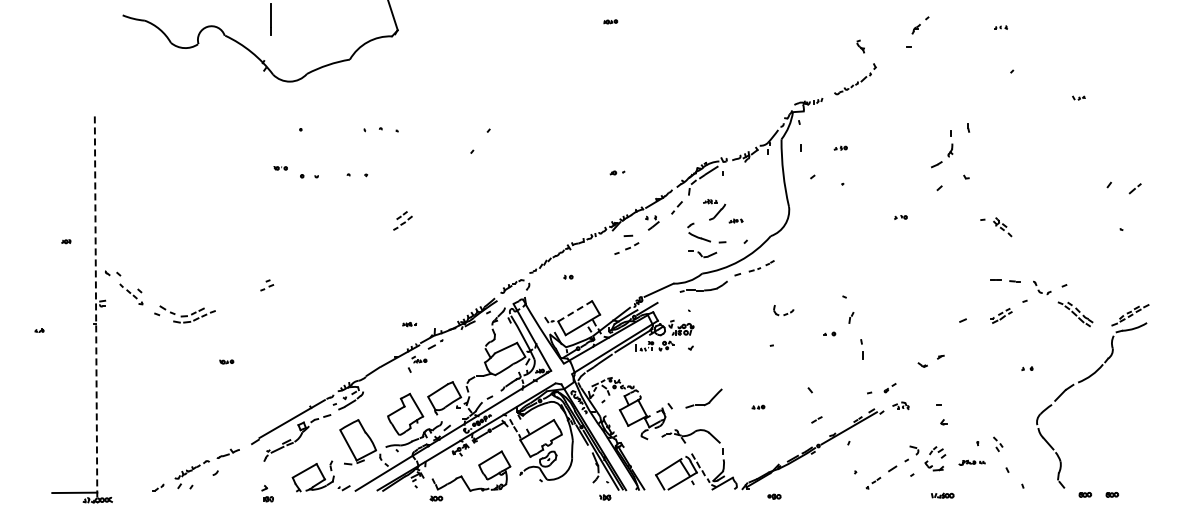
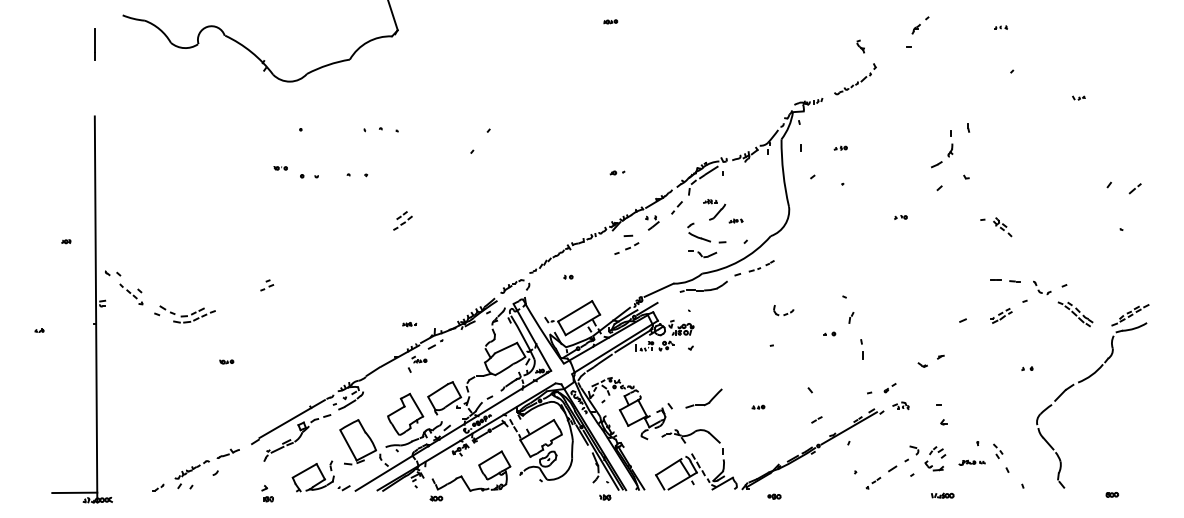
line position: (270, 19) -> (94, 44) (94, 44)
line: dashed -> solid (96, 309)
line: dashed -> solid (575, 311)
part position: (998, 444) -> (998, 451) (998, 451)
part: present -> none (1085, 494)
